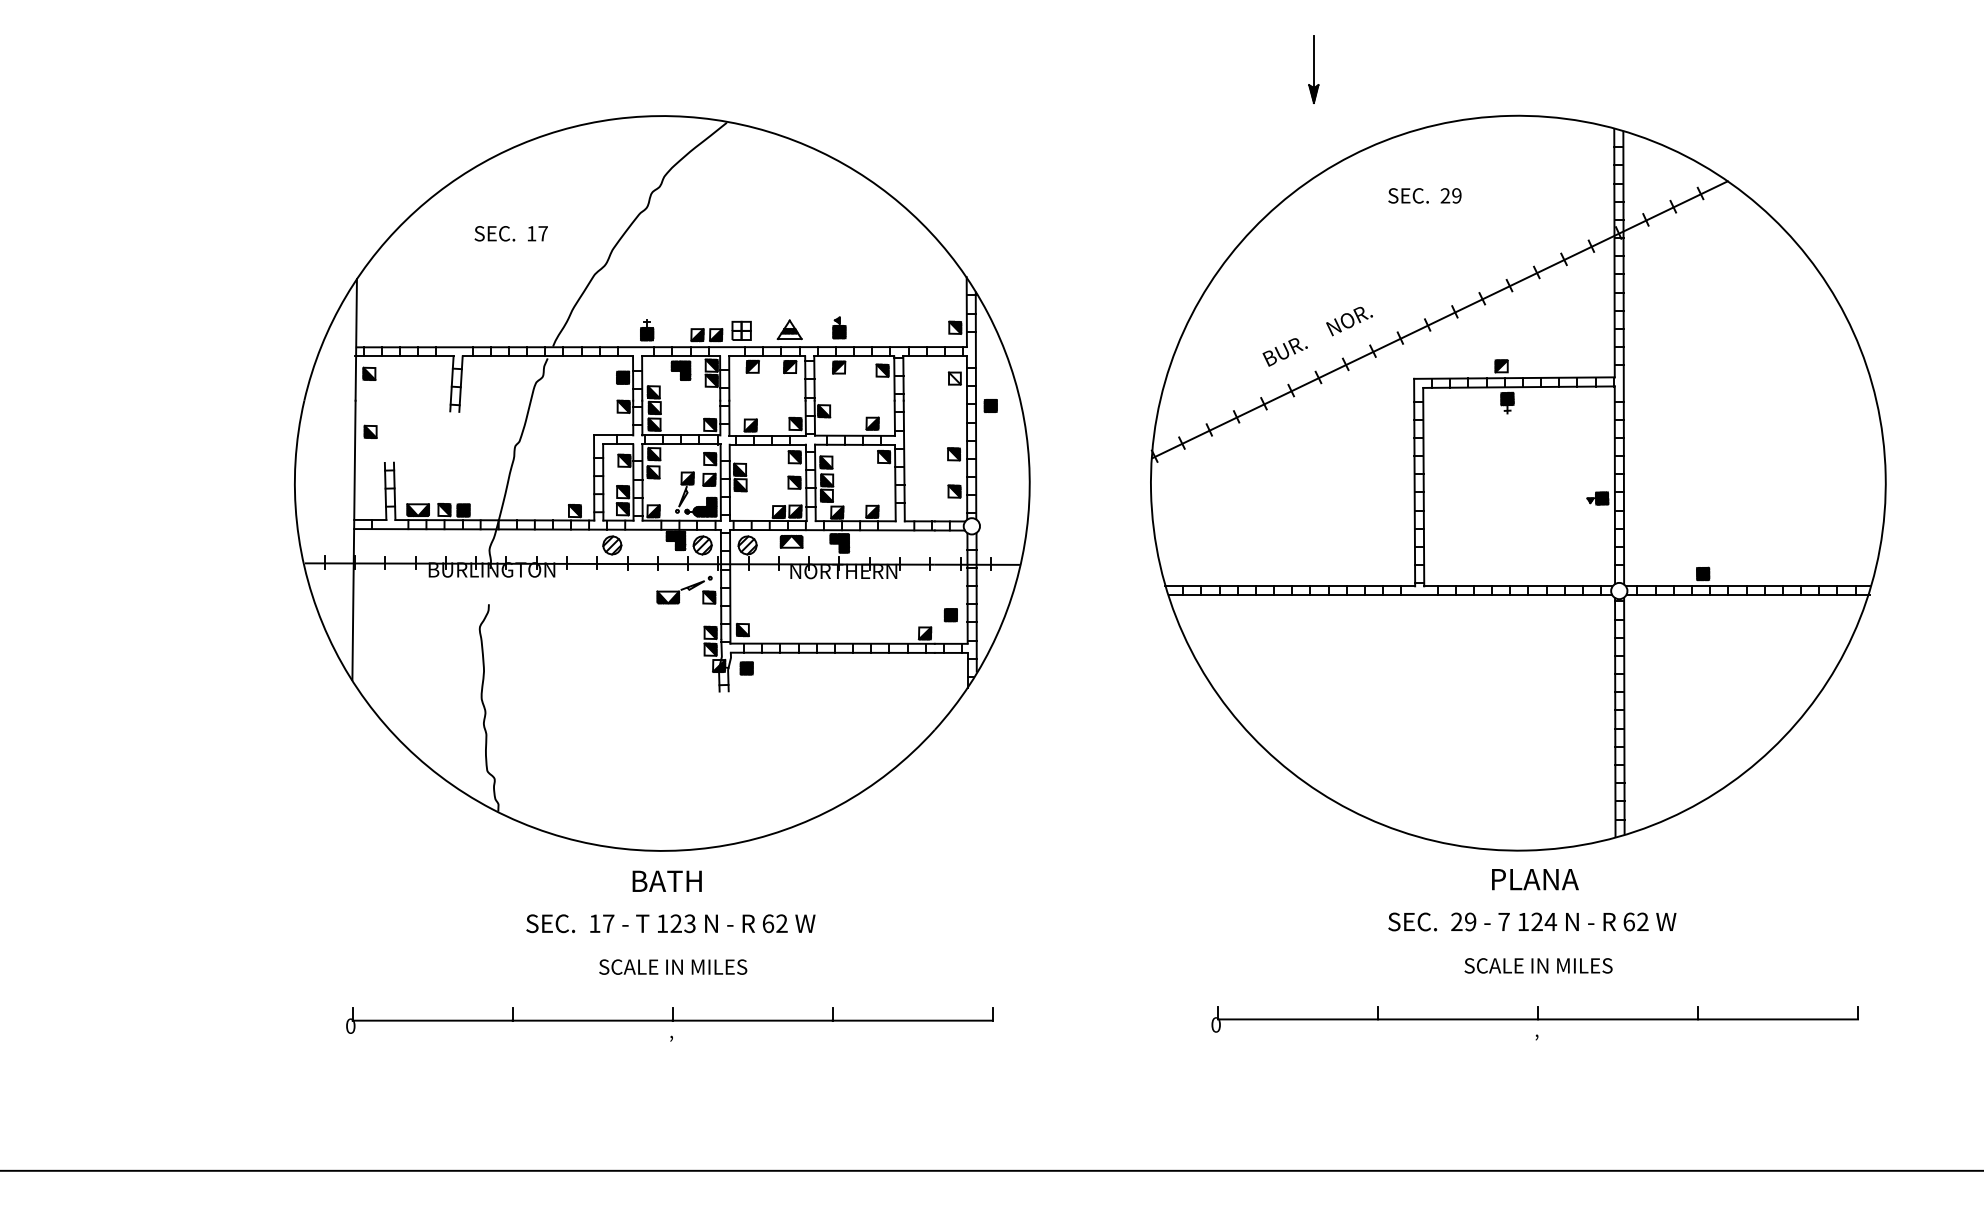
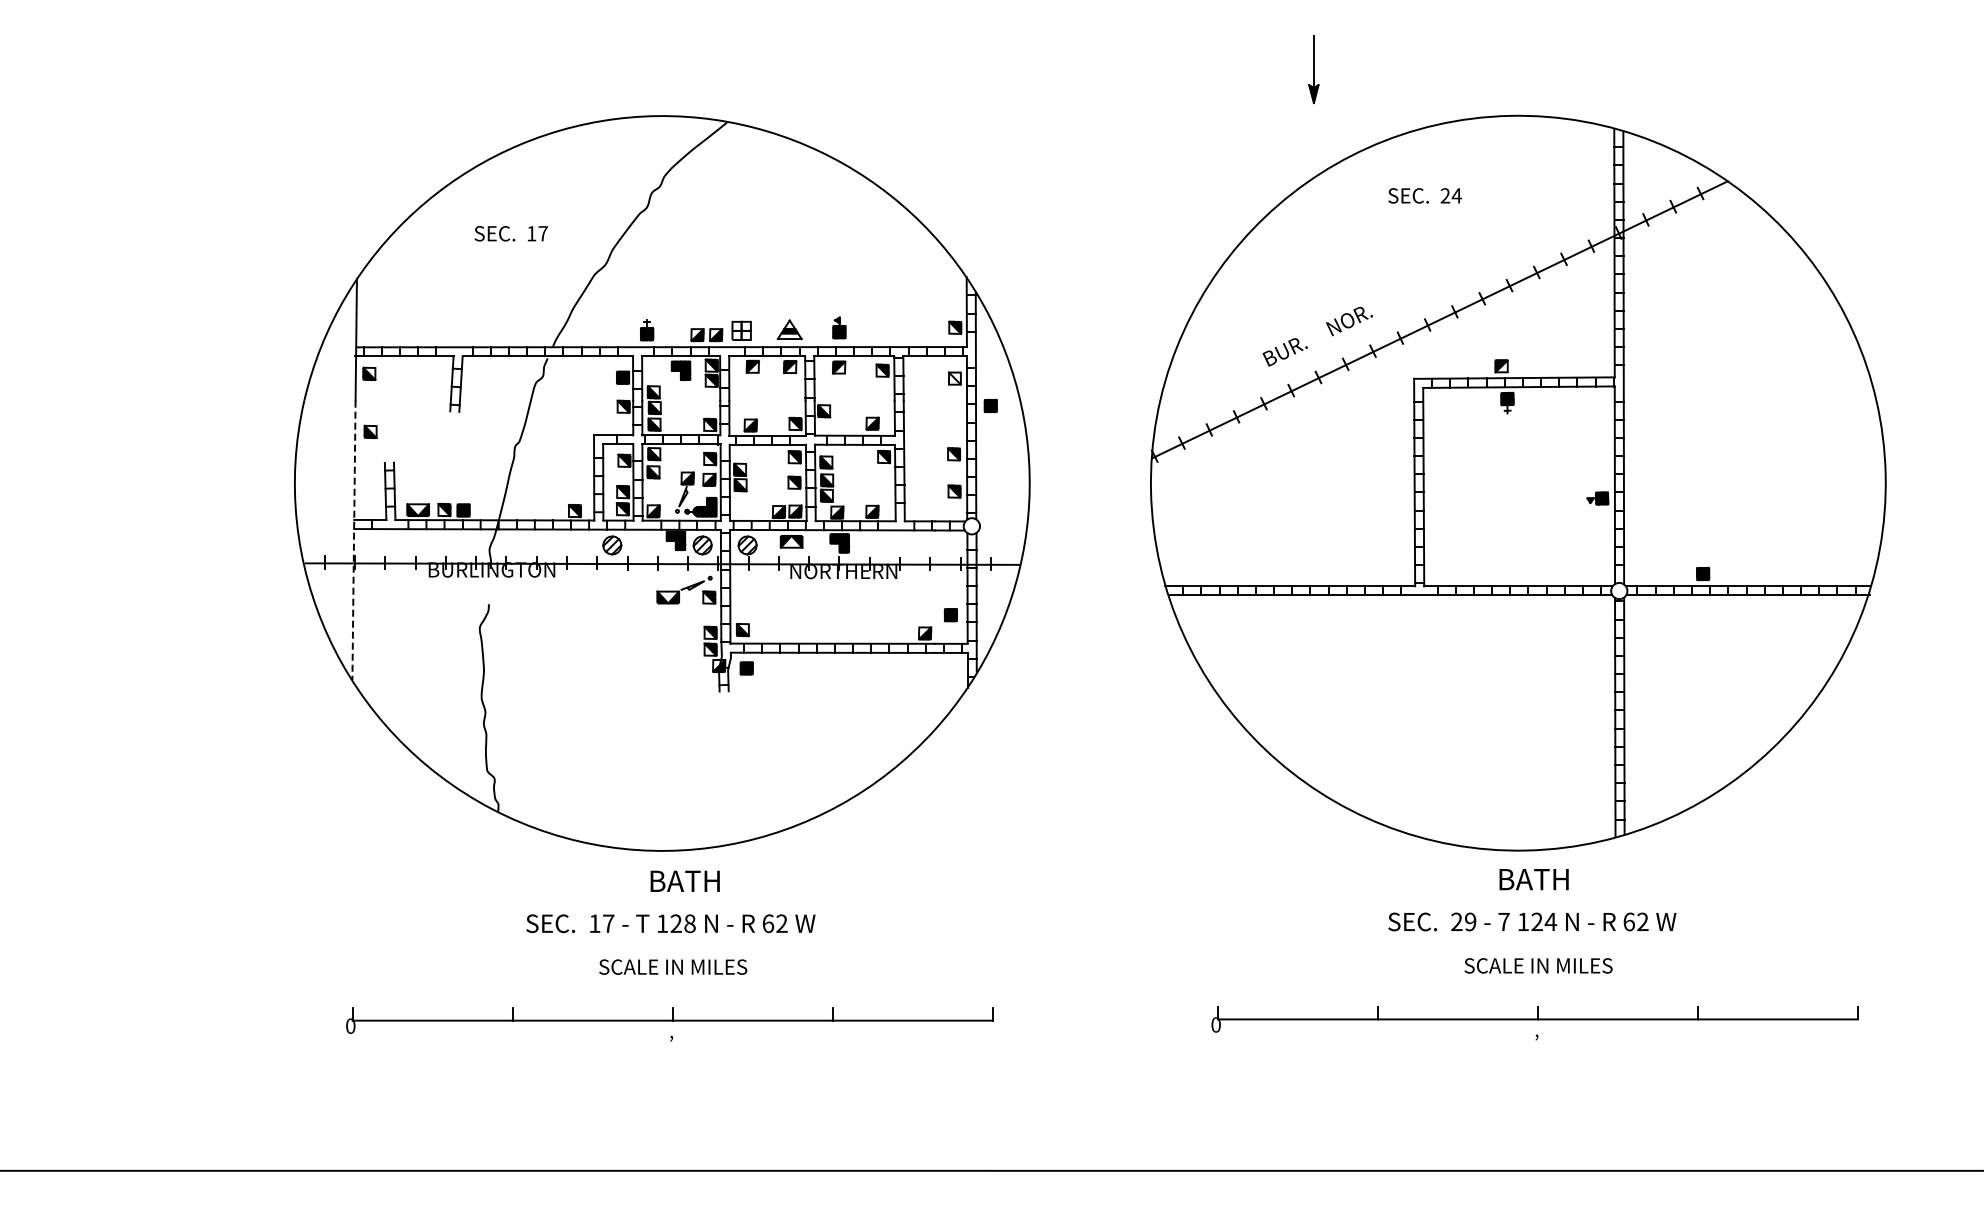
text: 29 -> 24 (1456, 195)
line: solid -> dashed (354, 540)
text: PLANA -> BATH (1535, 879)
text position: (666, 880) -> (684, 880) (684, 880)
text: 123 -> 128 (689, 923)
